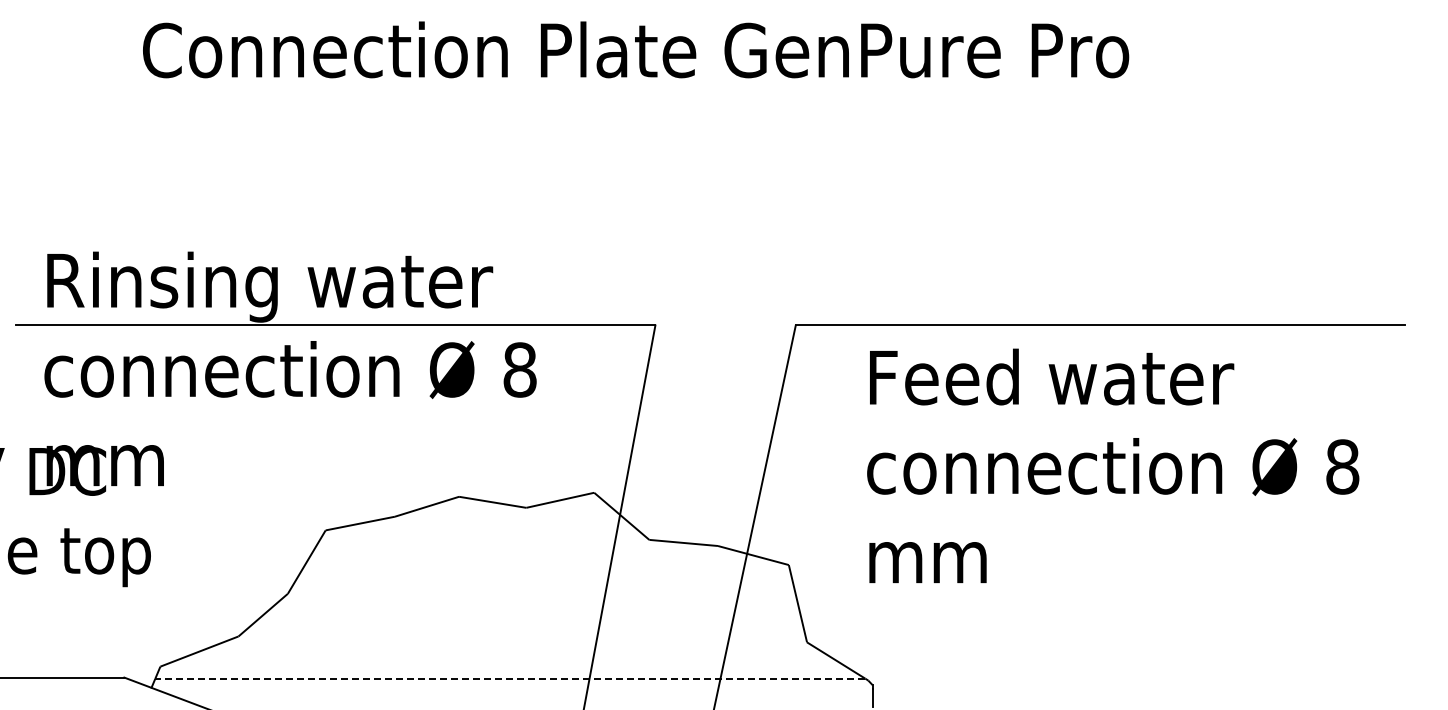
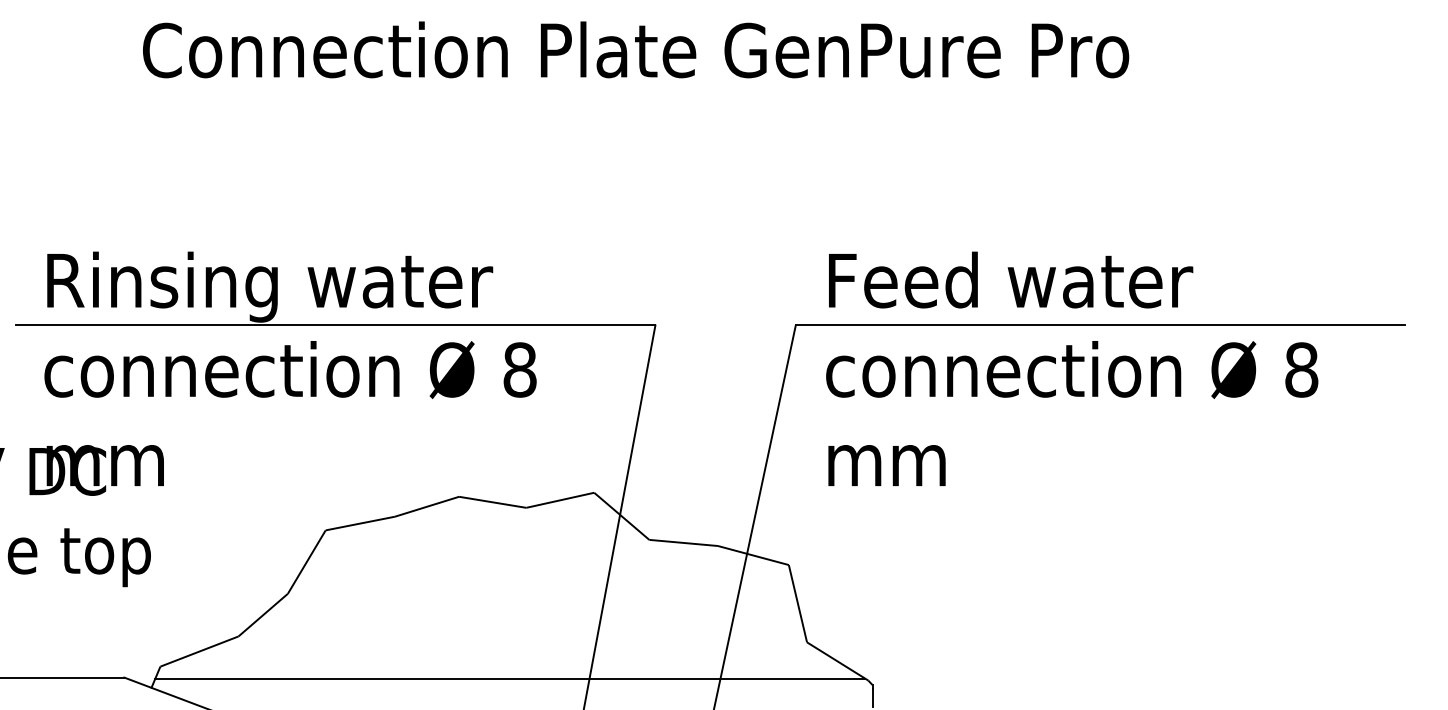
text position: (1113, 465) -> (1072, 368) (1072, 368)
line: dashed -> solid (510, 678)
